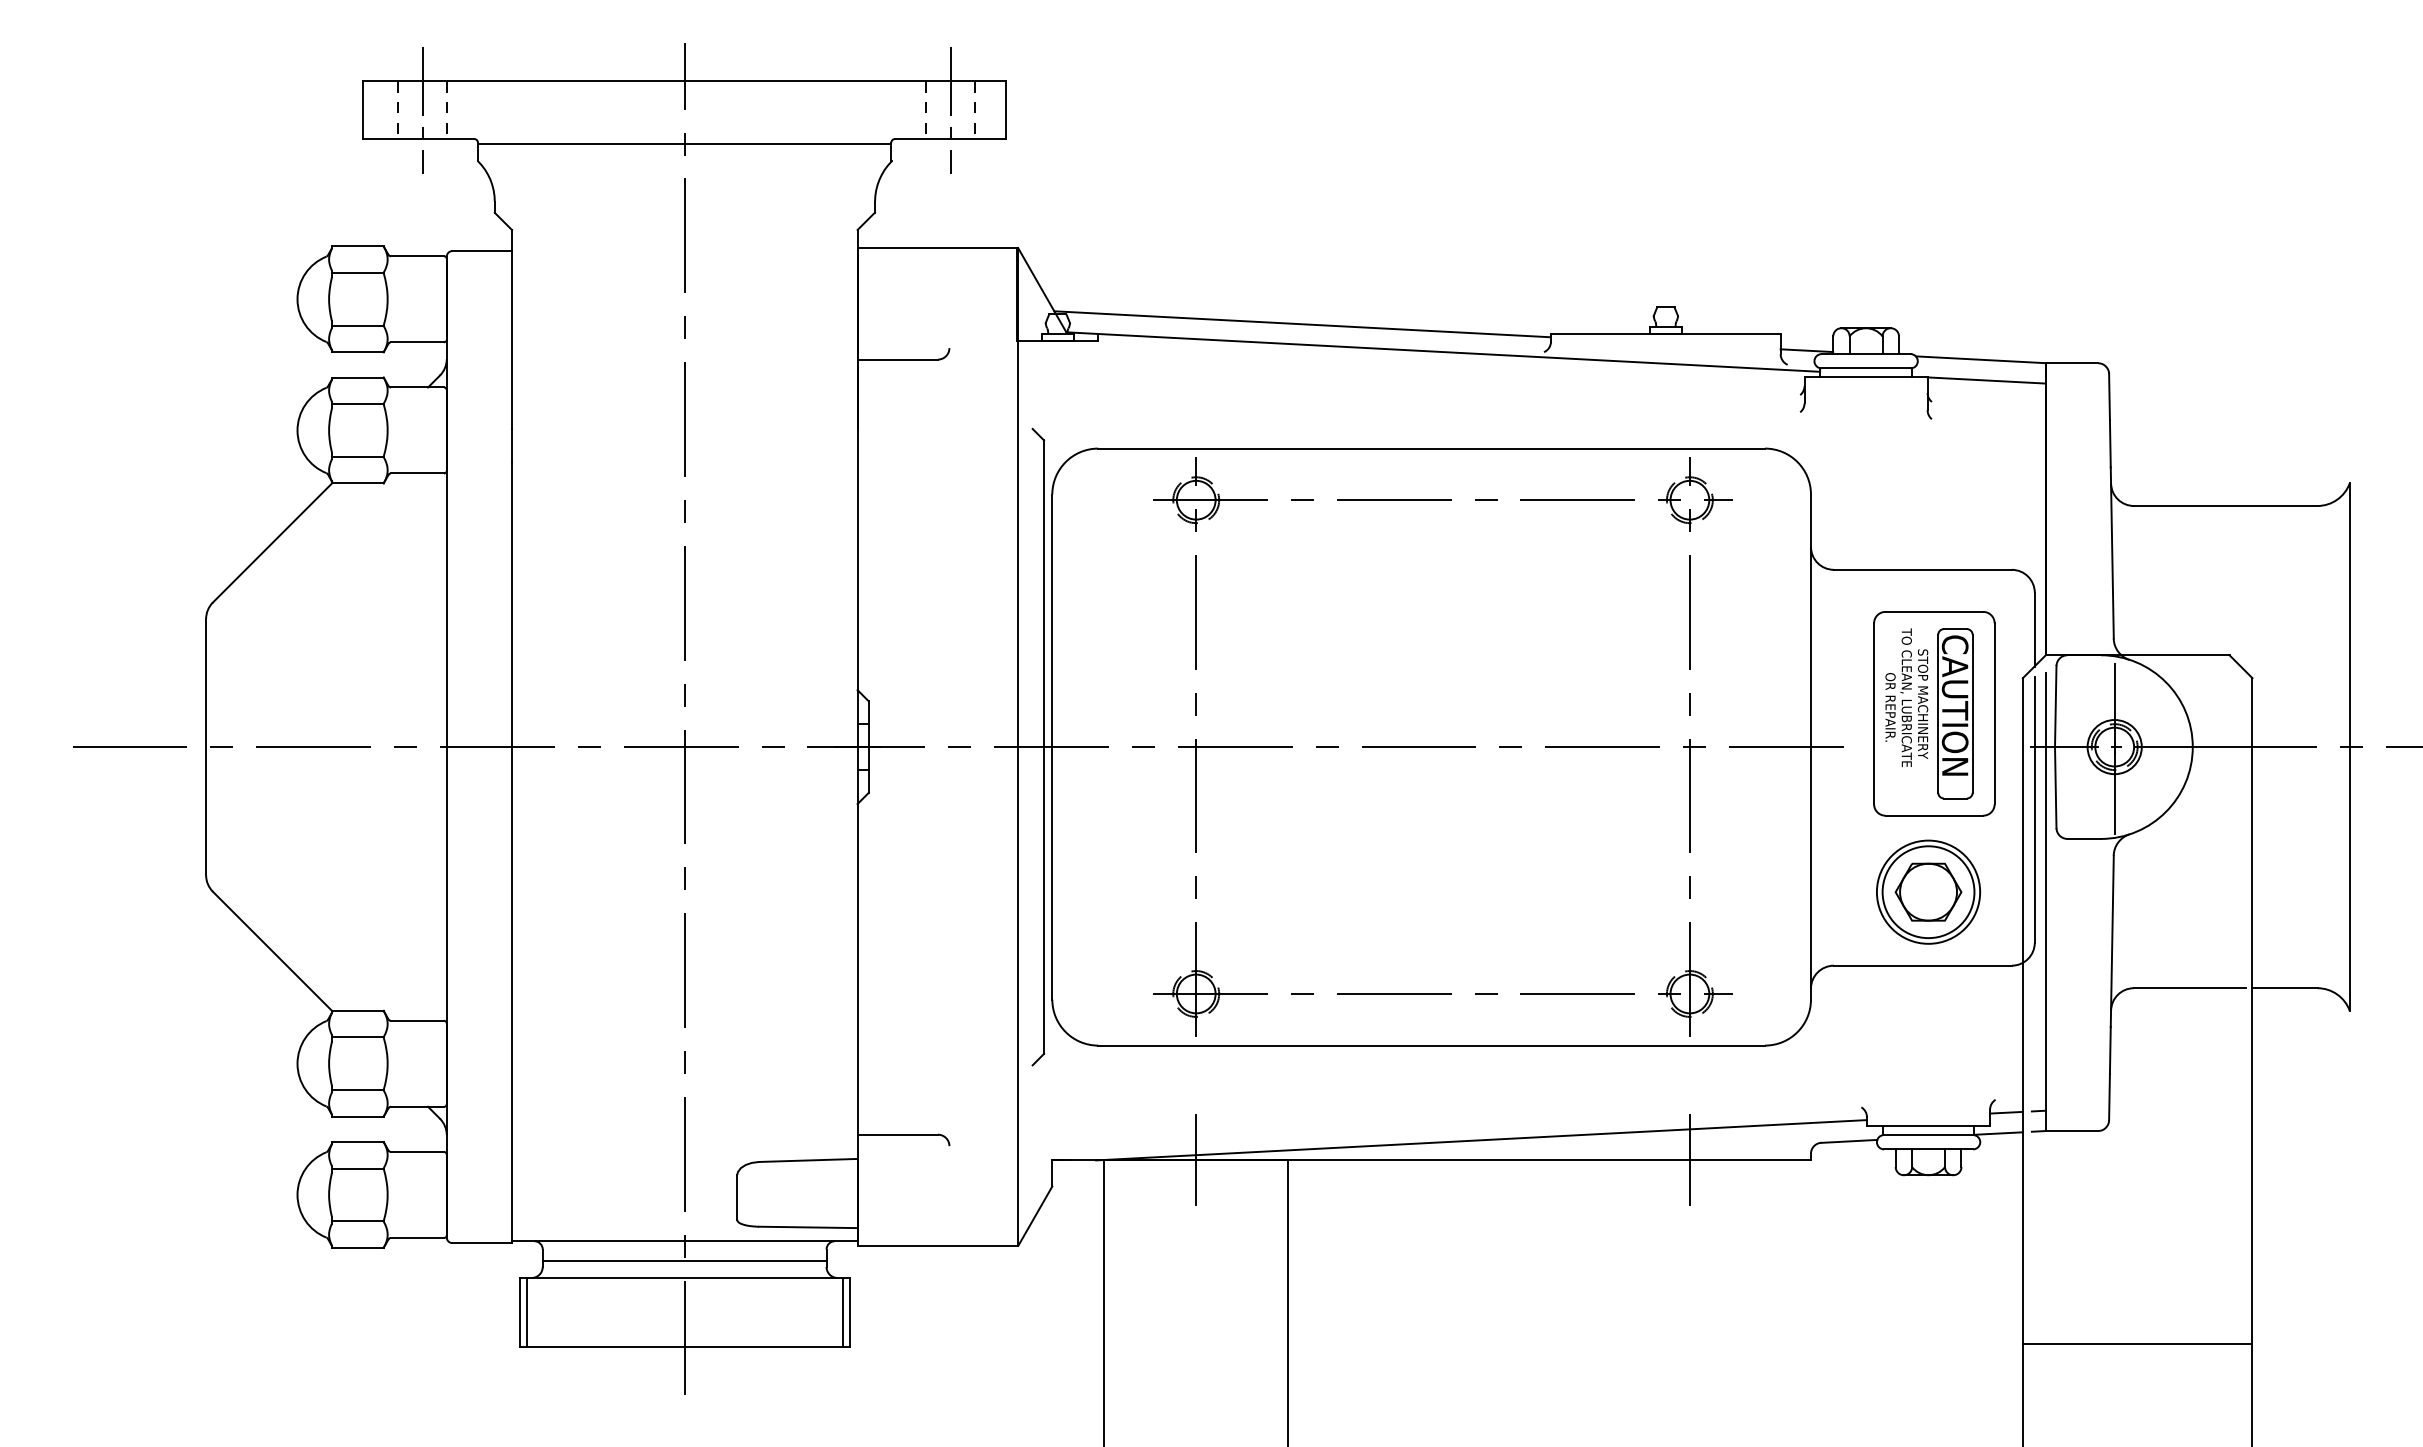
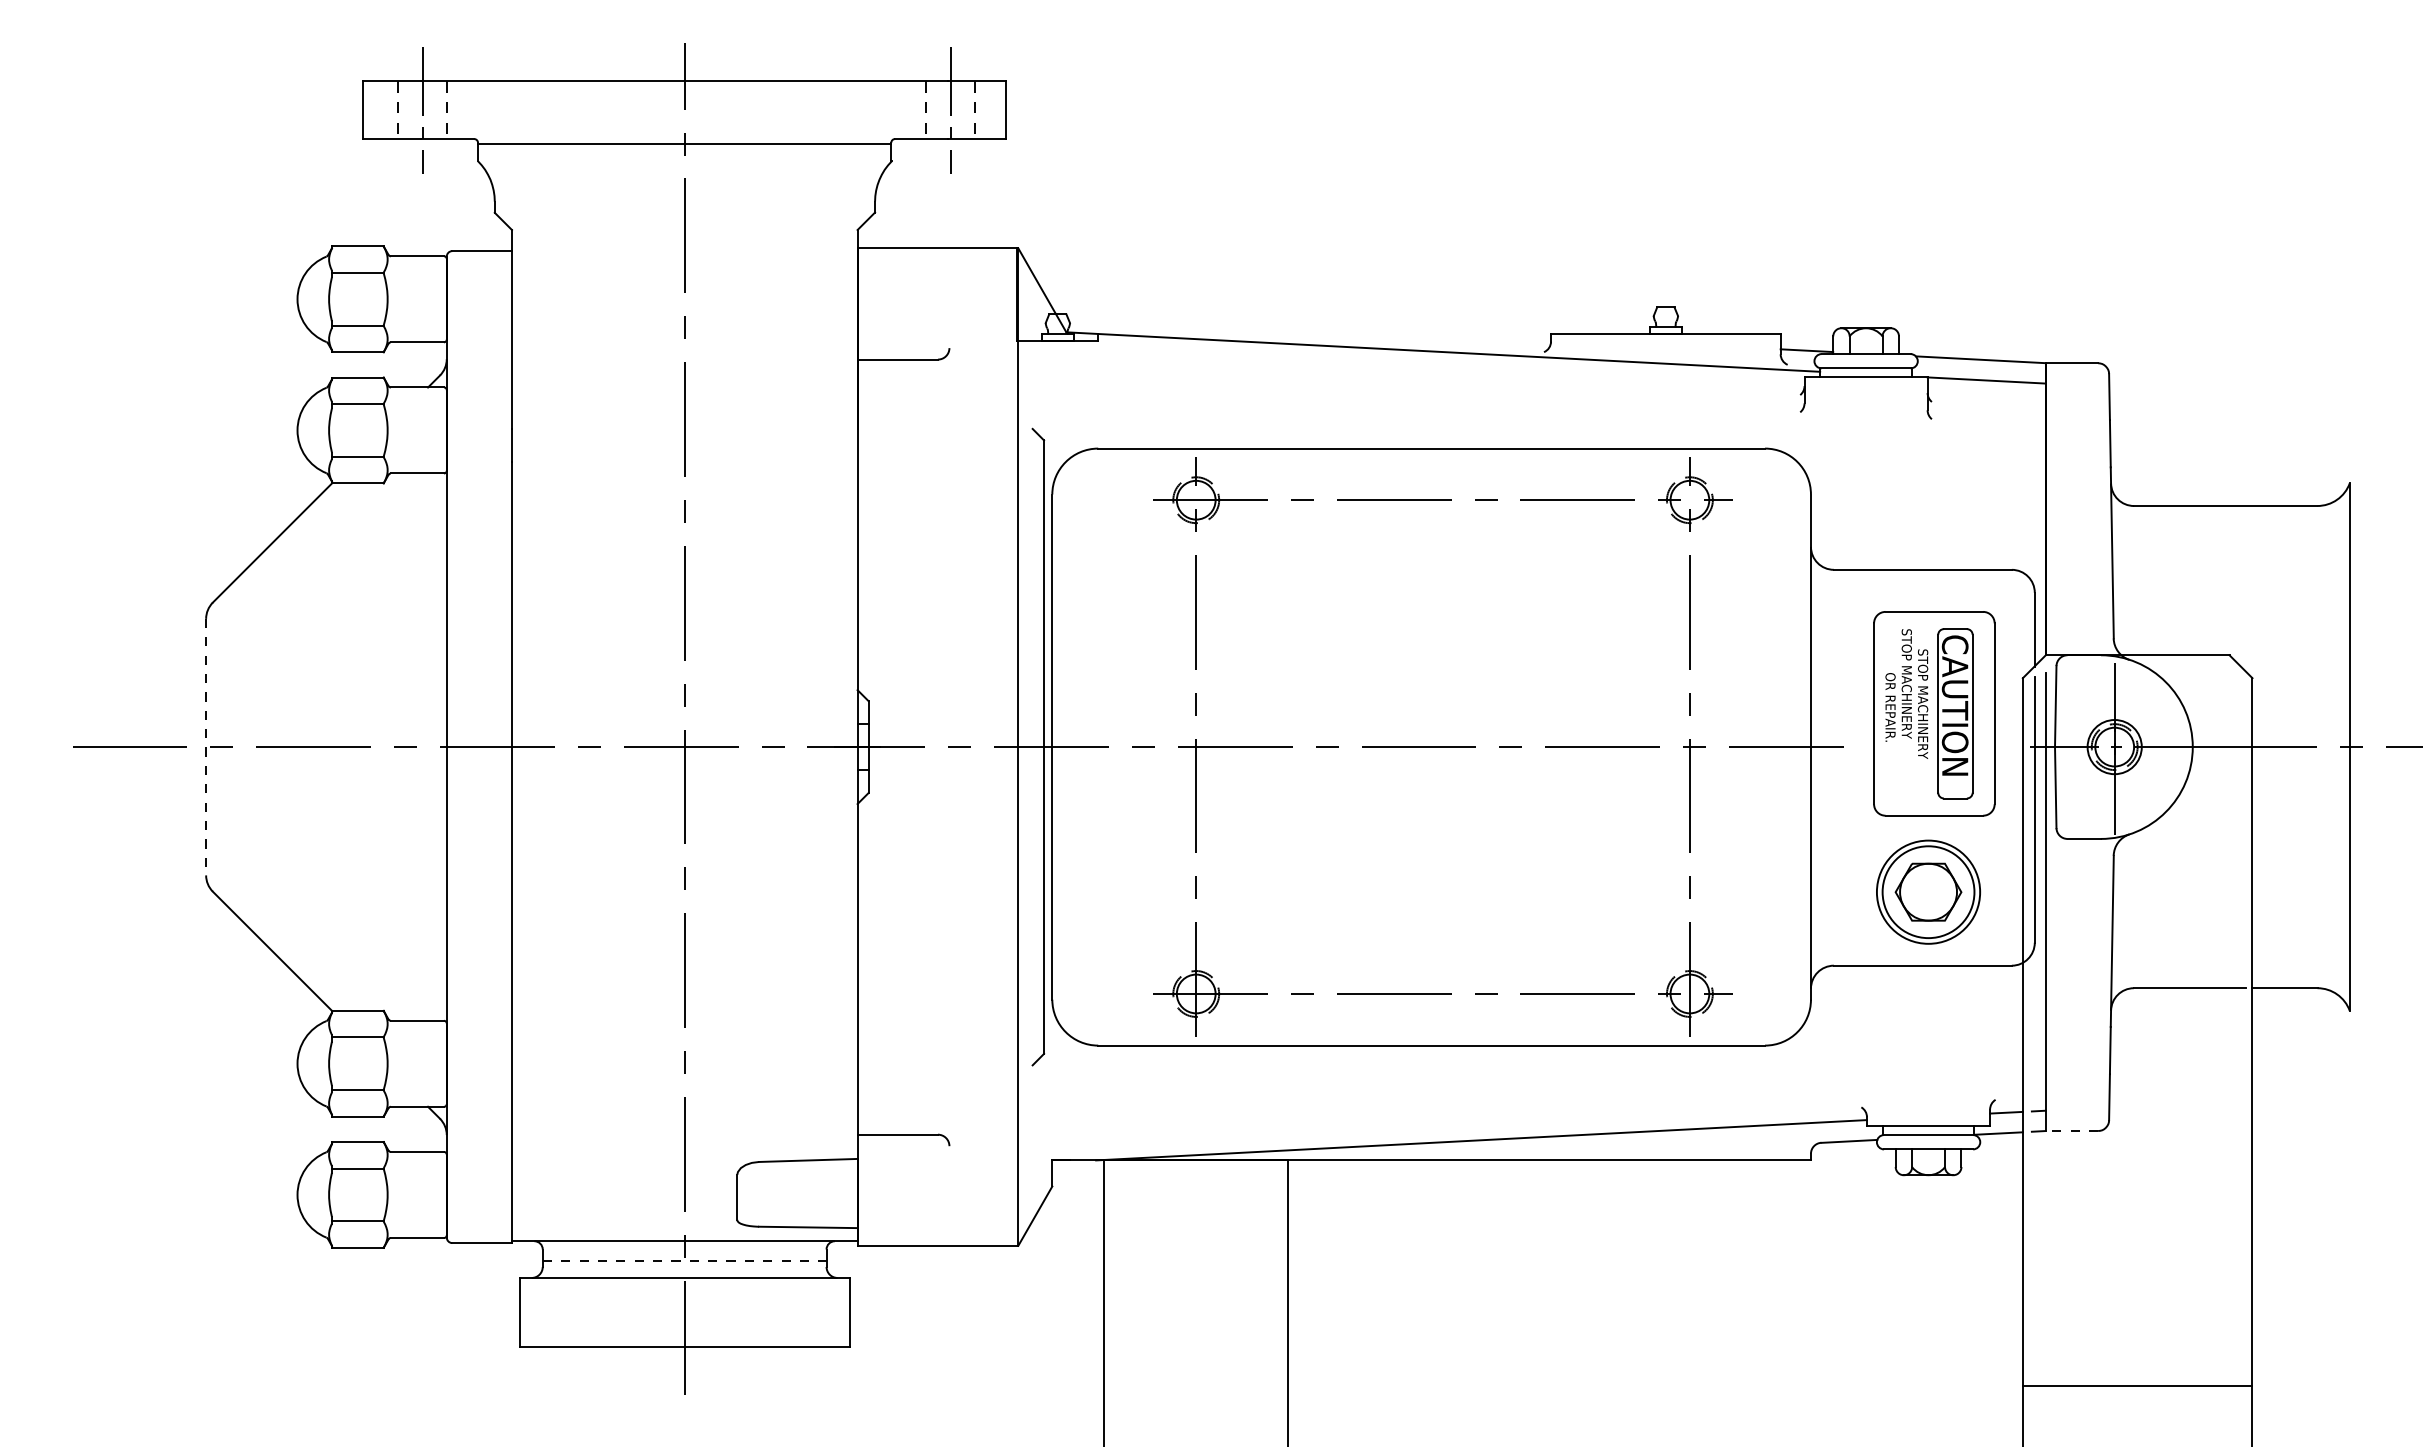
line: present -> none (1302, 324)
text: TO CLEAN, LUBRICATE -> STOP MACHINERY (1905, 697)
line: solid -> dashed (206, 747)
line: solid -> dashed (2071, 1131)
line: present -> none (1196, 1160)
line: present -> none (1689, 1160)
line: solid -> dashed (684, 1260)
line: present -> none (526, 1311)
line: present -> none (842, 1311)
line position: (2137, 1344) -> (2137, 1386) (2137, 1386)
